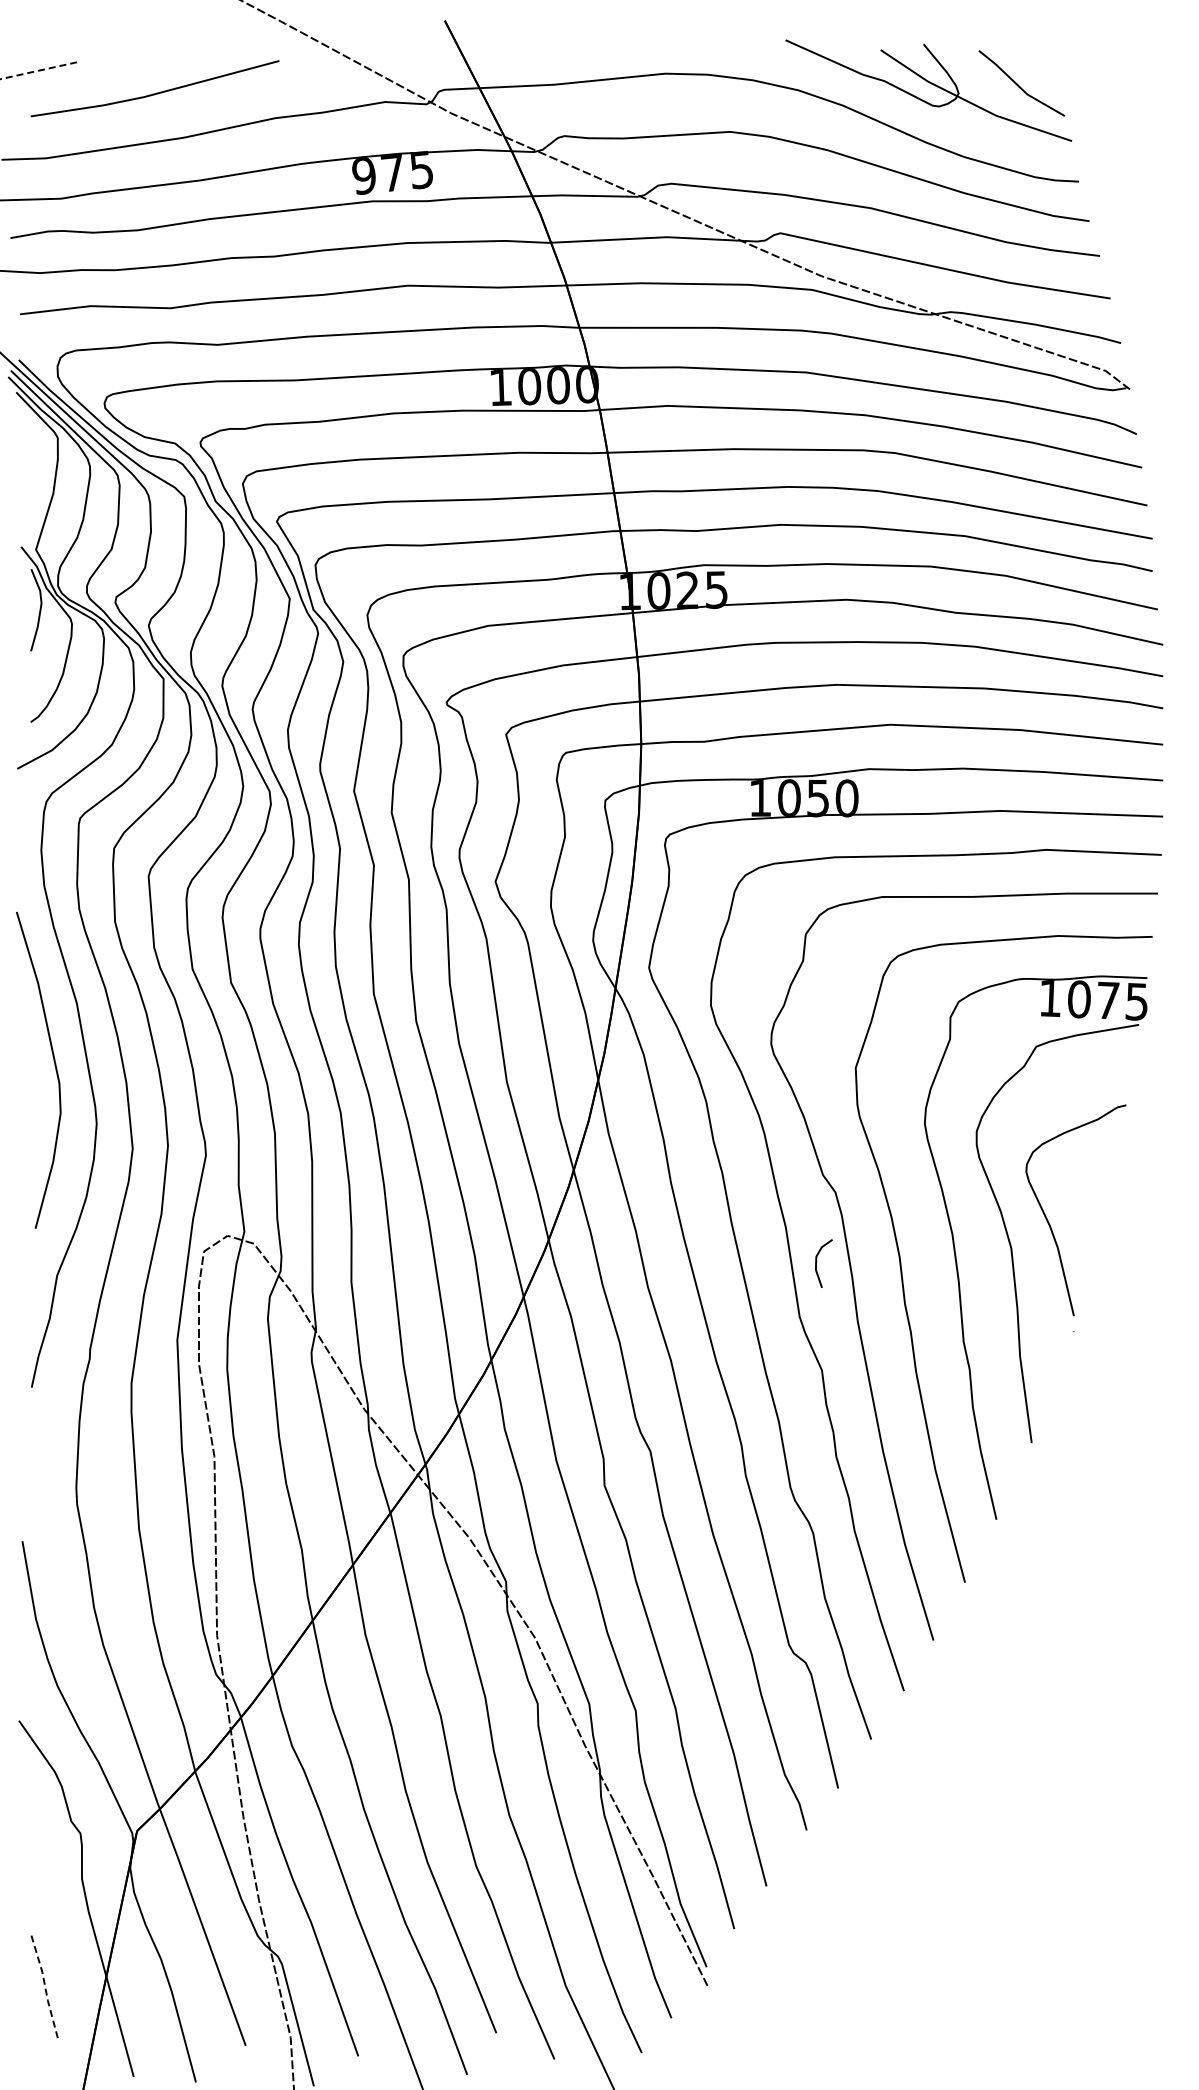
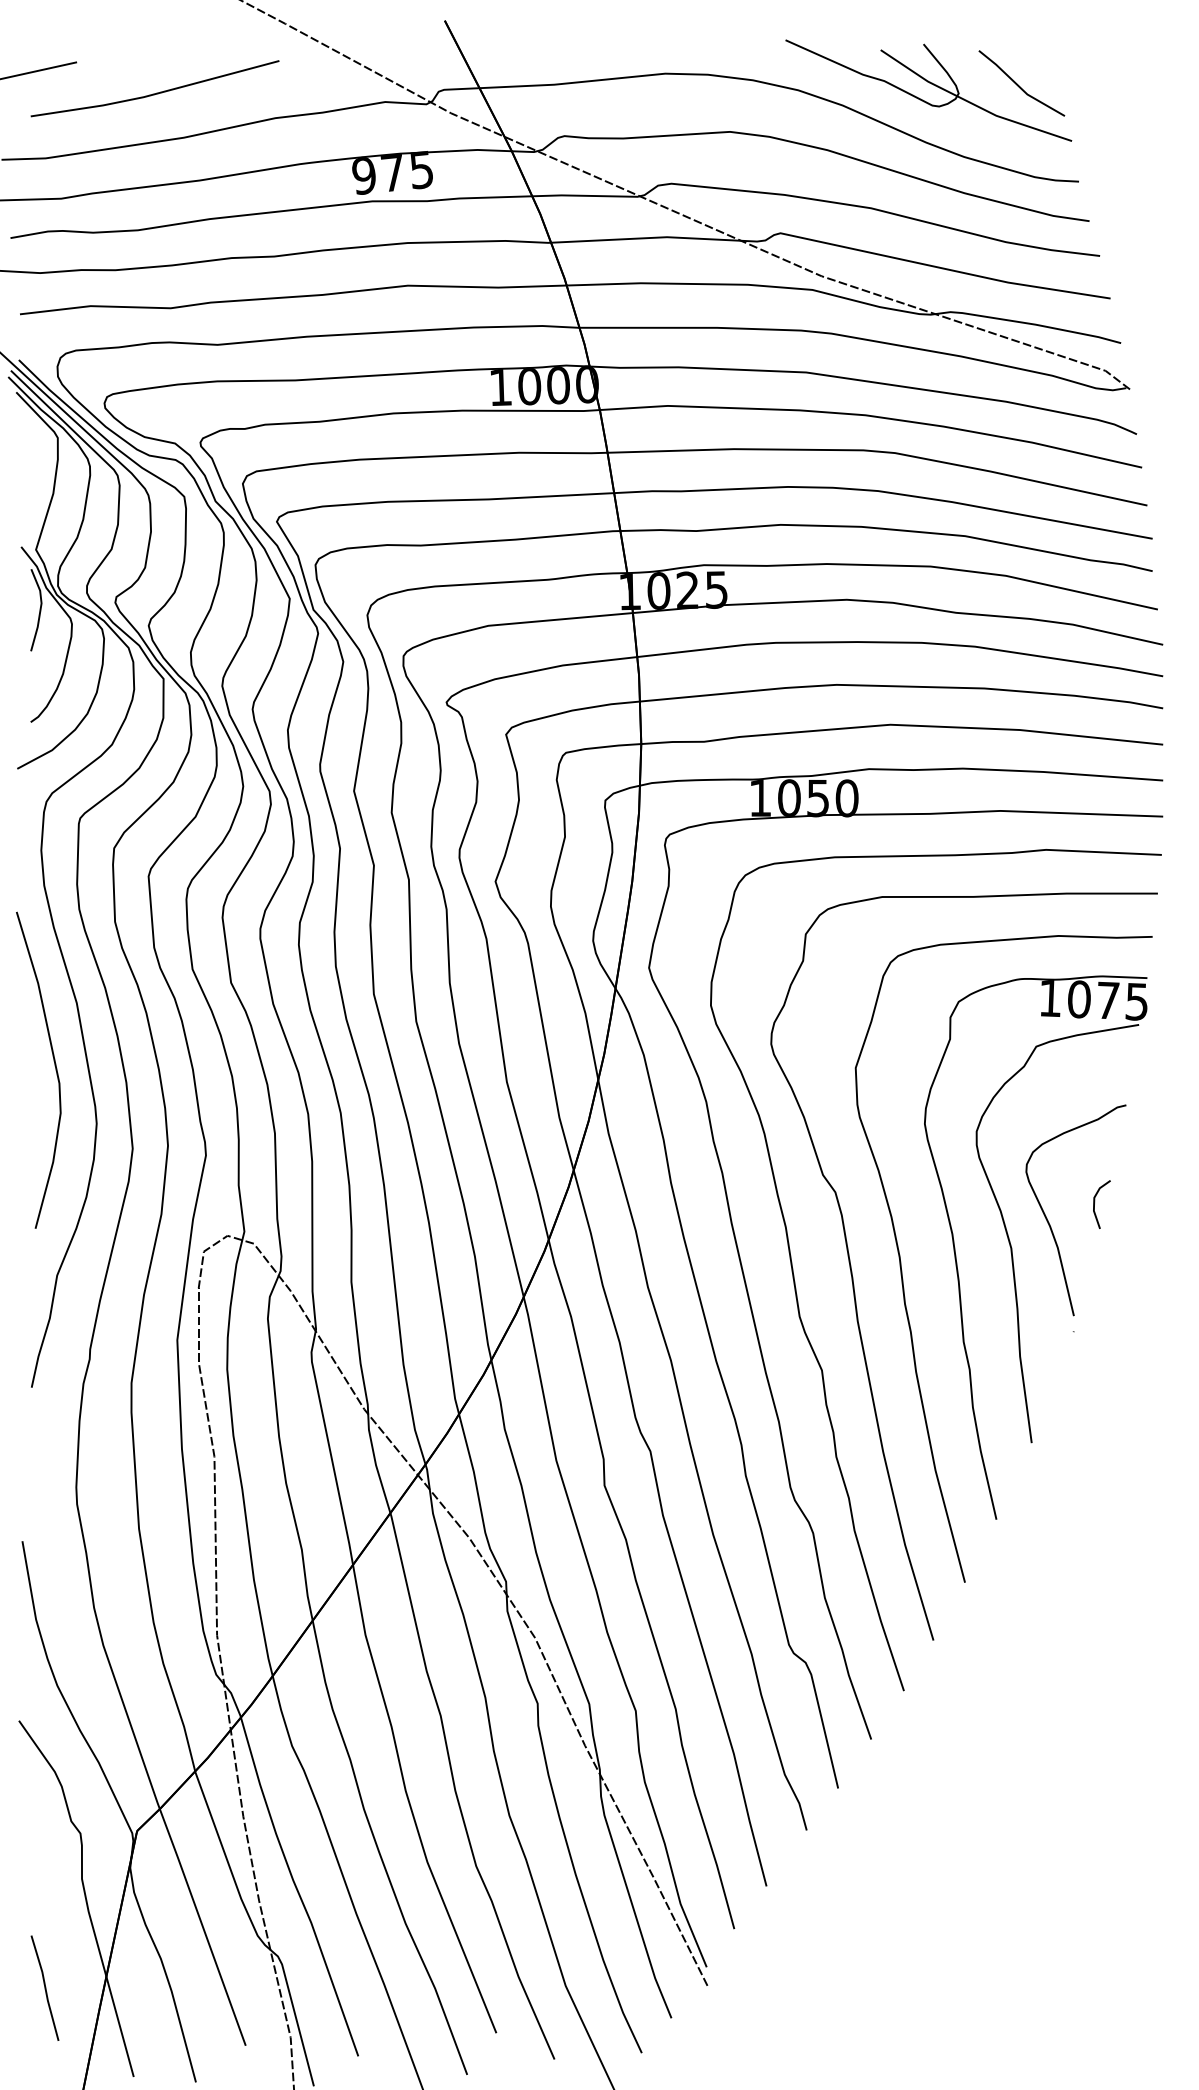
line: dashed -> solid (38, 70)
line position: (817, 1261) -> (1095, 1202) (1095, 1202)
line: dashed -> solid (45, 1988)
